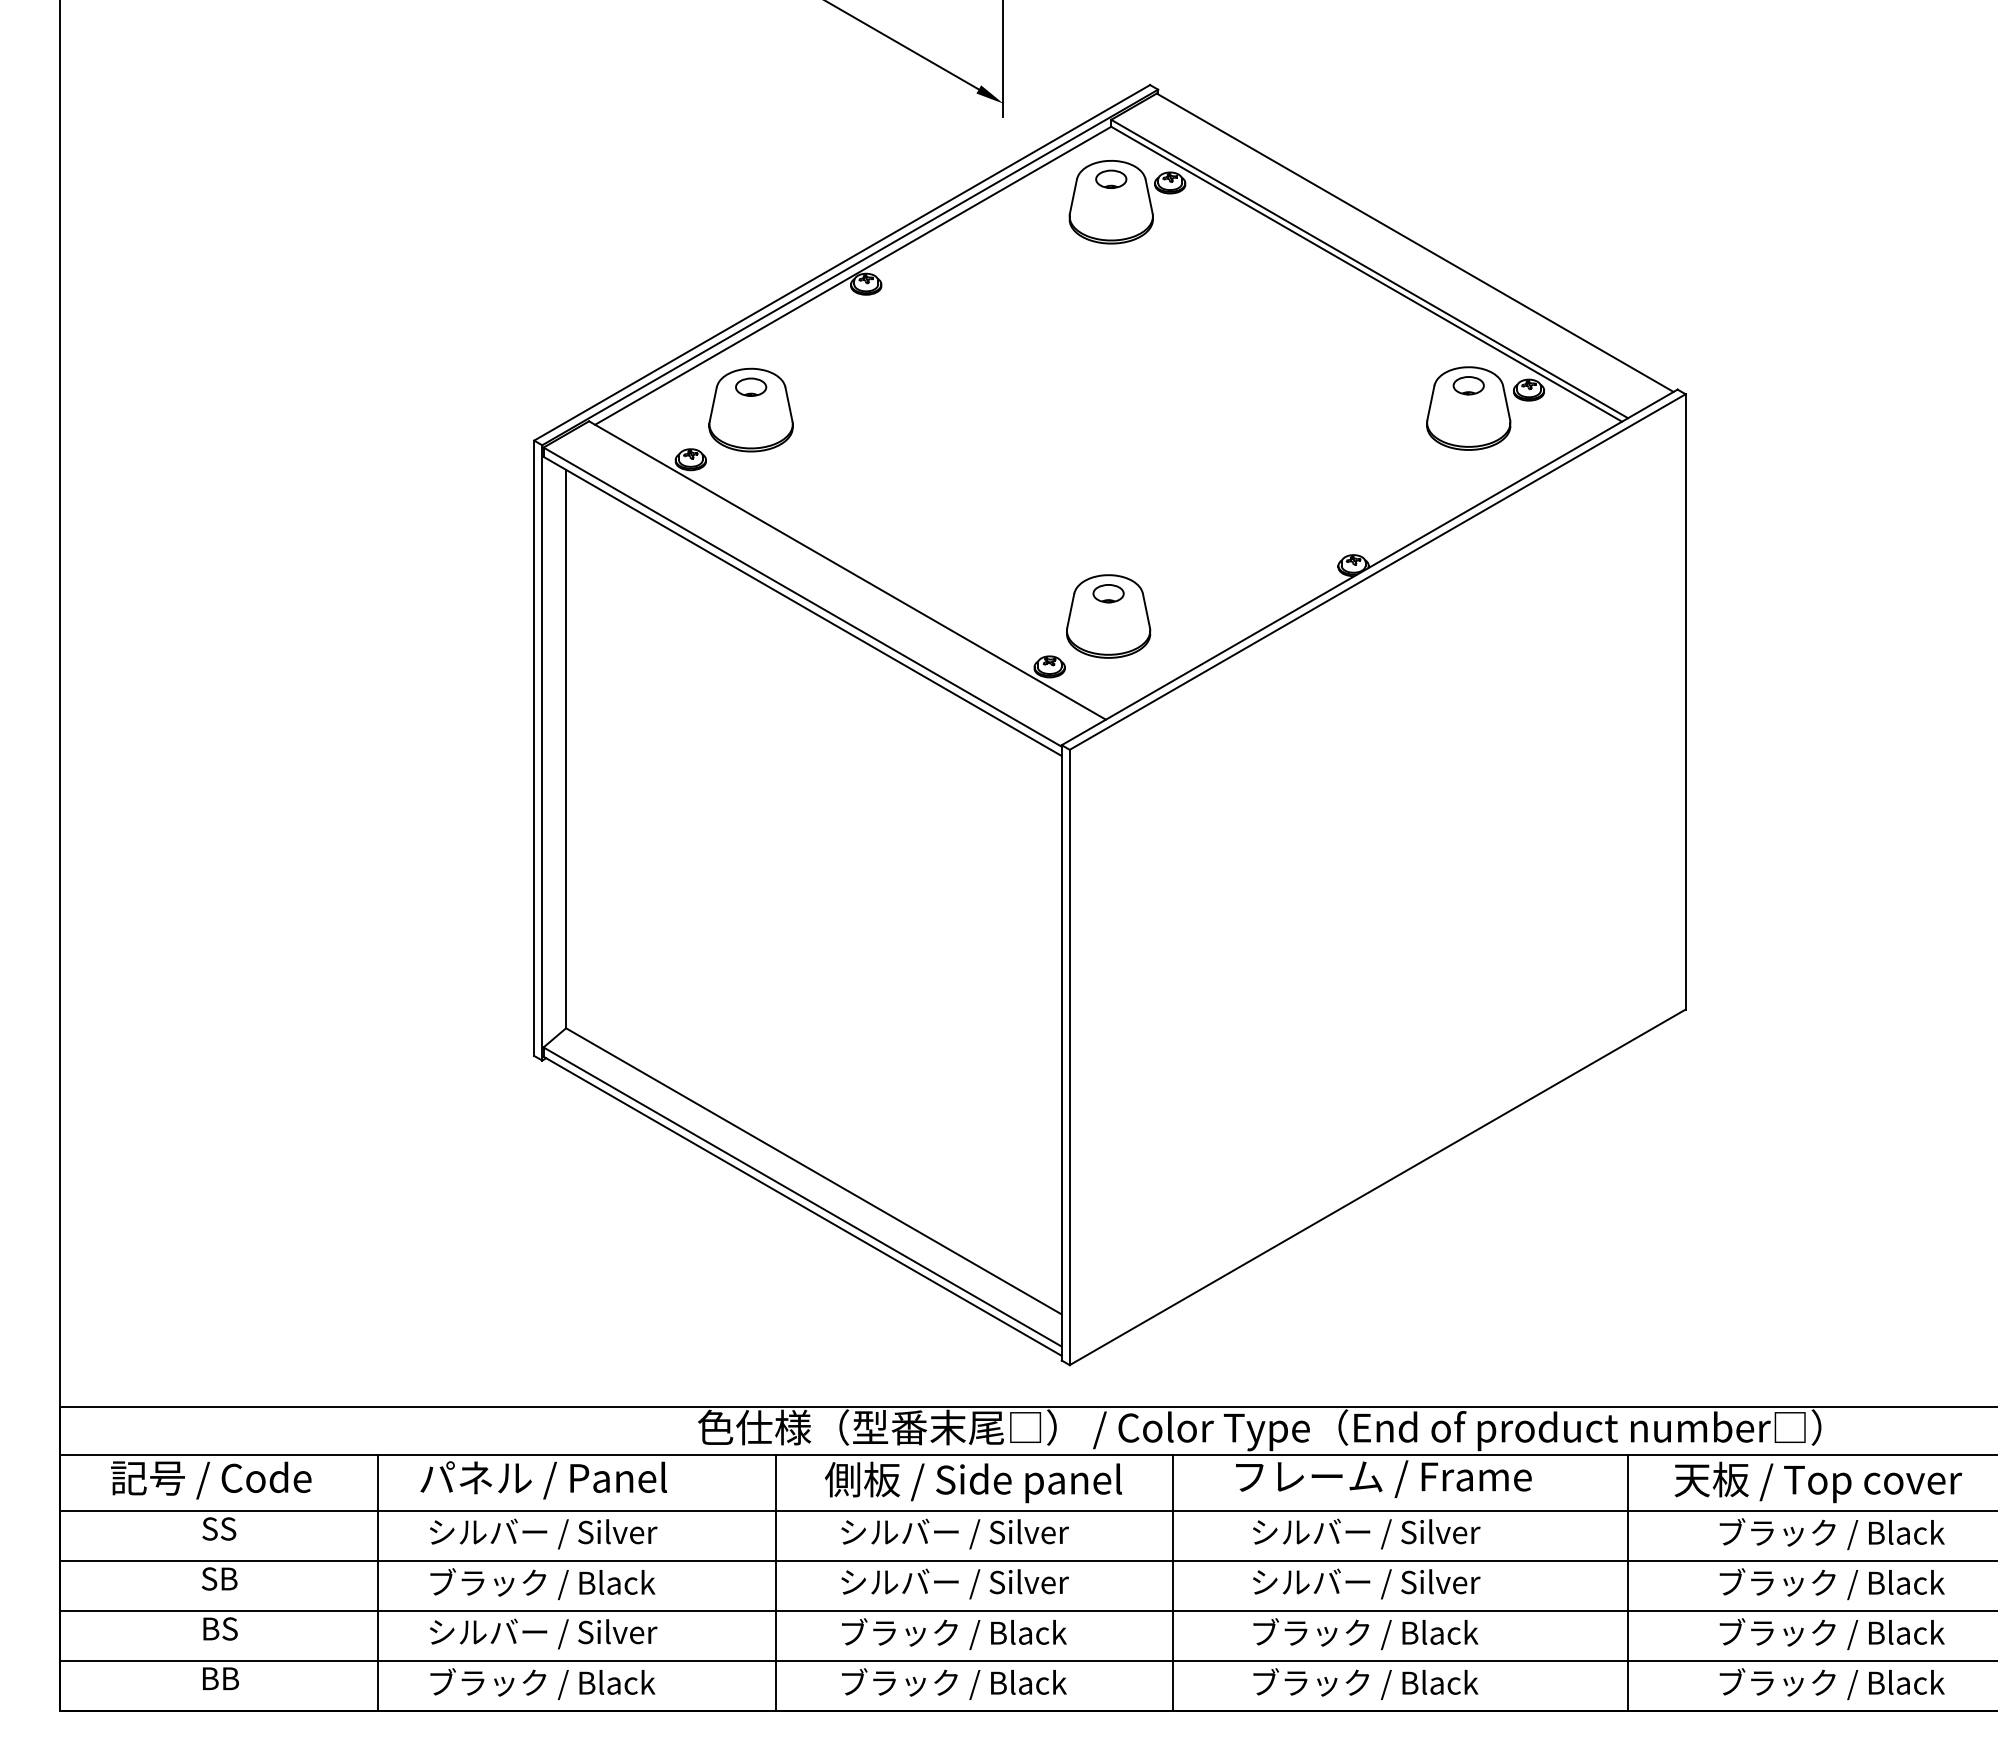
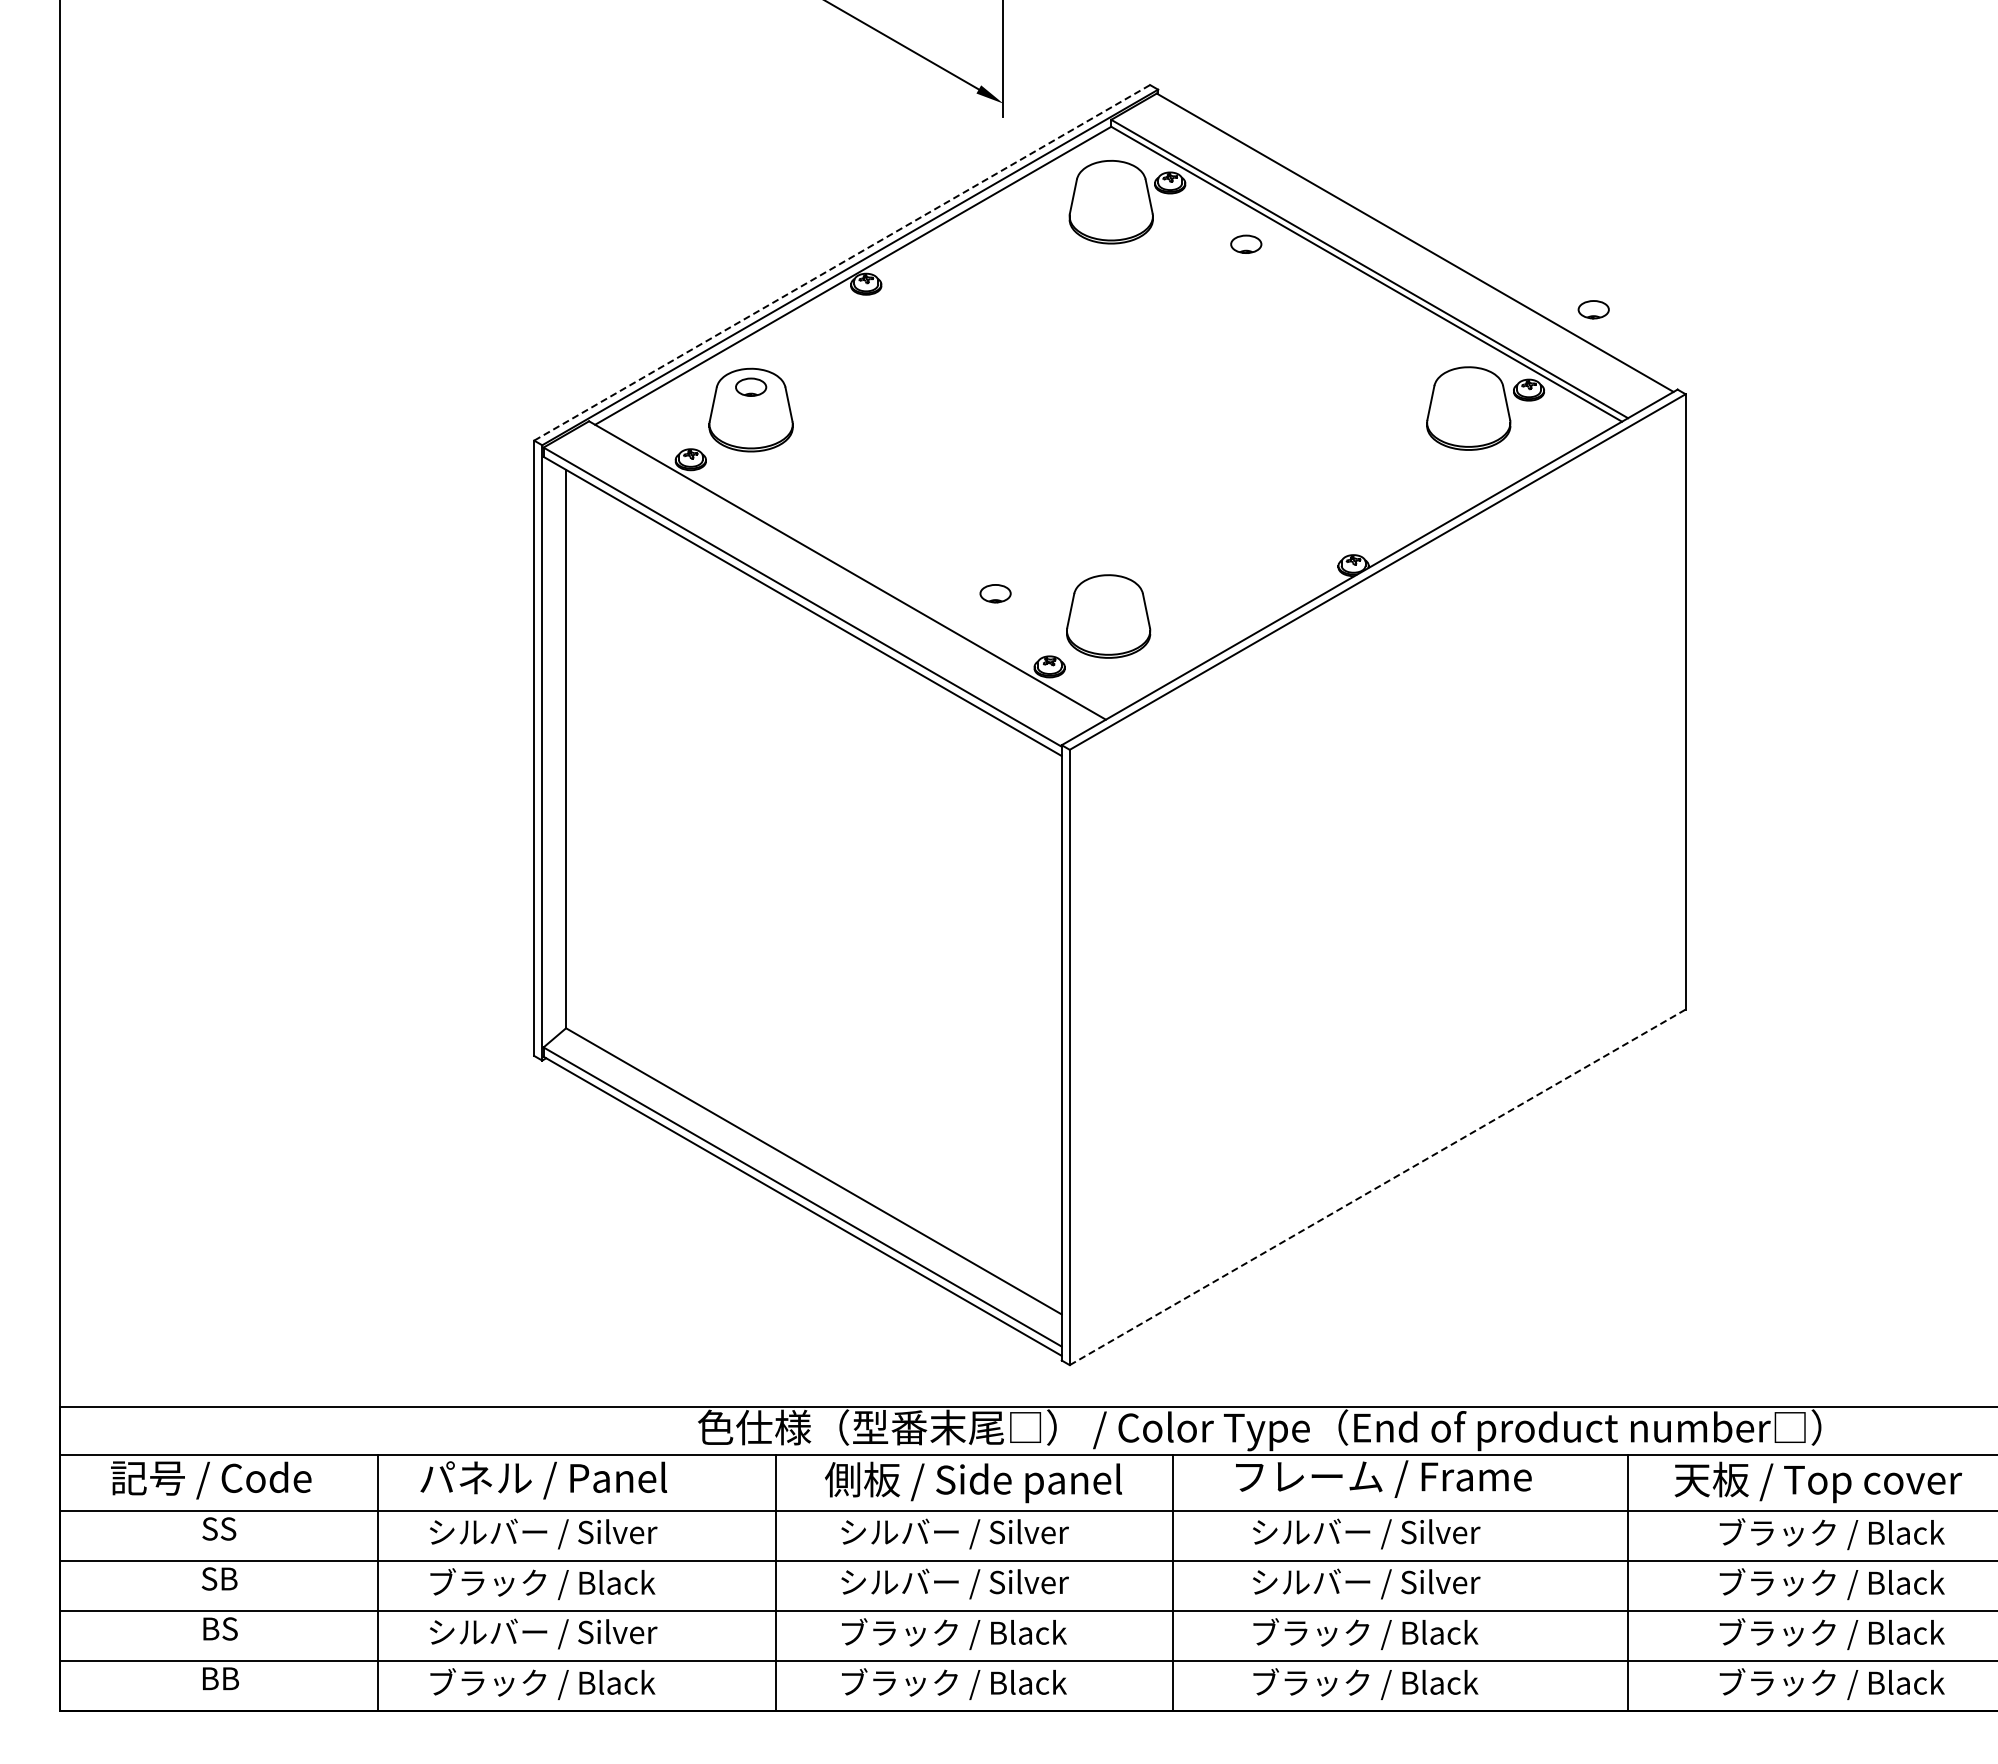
part position: (1111, 178) -> (1246, 243) (1246, 243)
line: solid -> dashed (842, 262)
part position: (1468, 385) -> (1593, 309) (1593, 309)
part position: (1108, 593) -> (995, 593) (995, 593)
line: solid -> dashed (1377, 1187)
